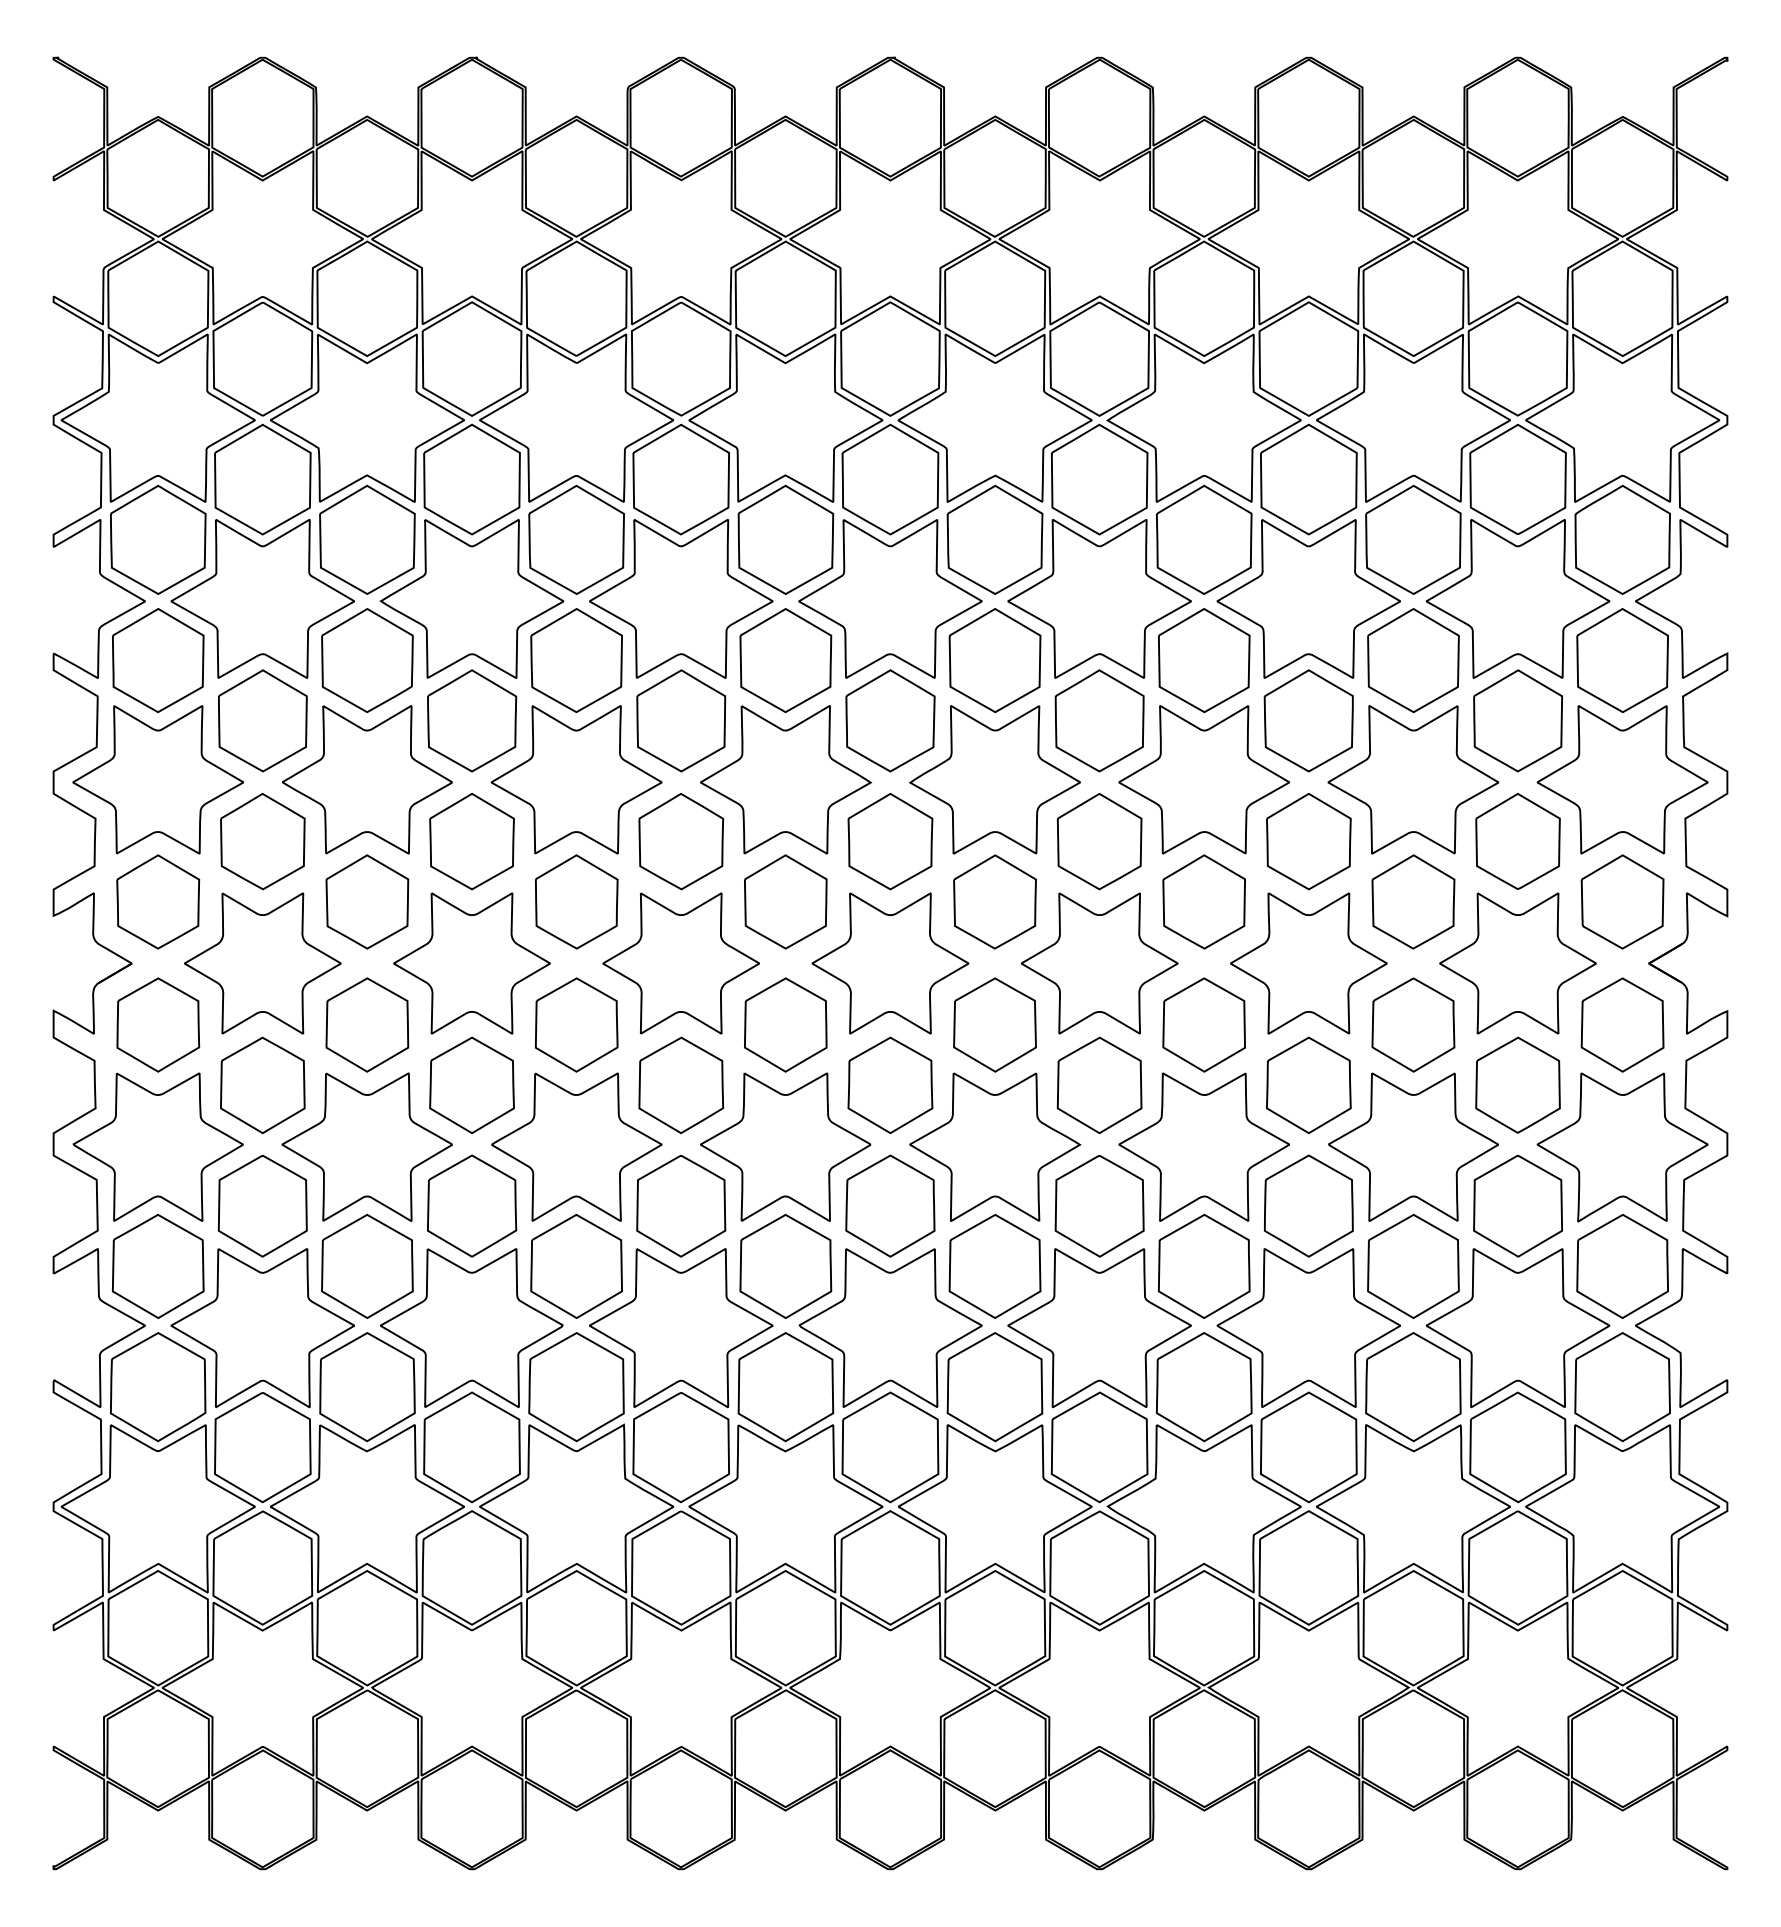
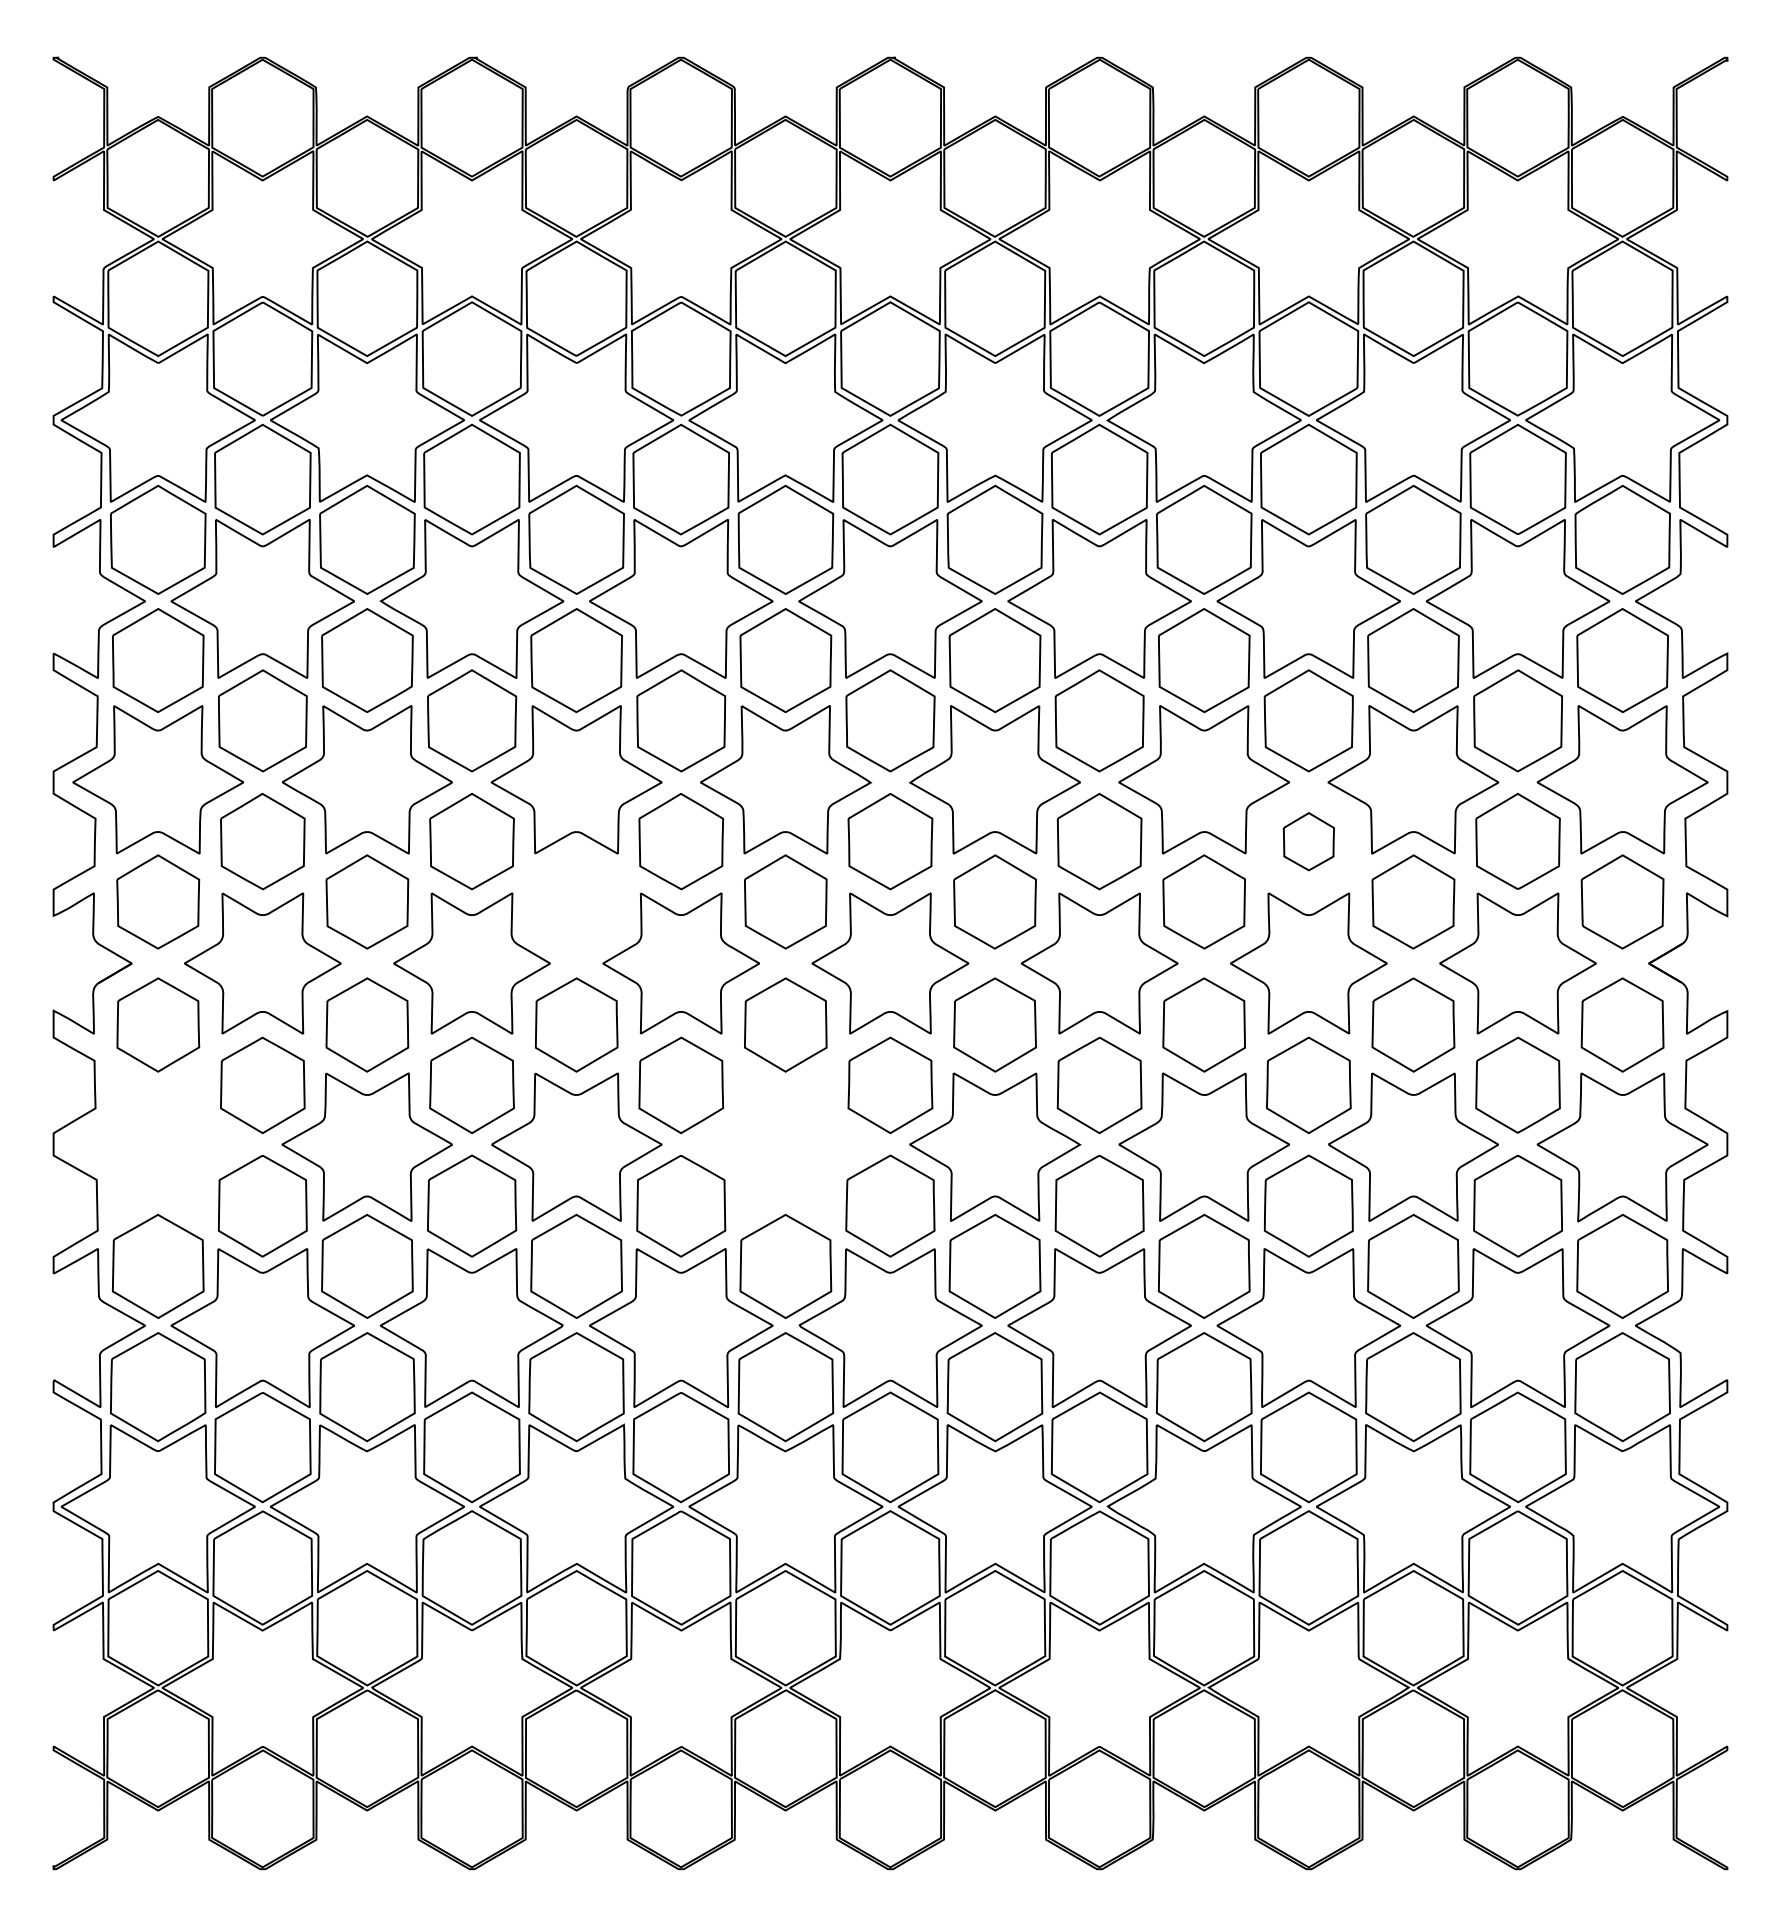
part size: 86x98 px -> 53x60 px (1308, 841)
part: present -> none (576, 901)
part: present -> none (157, 1146)
part: present -> none (785, 1146)
